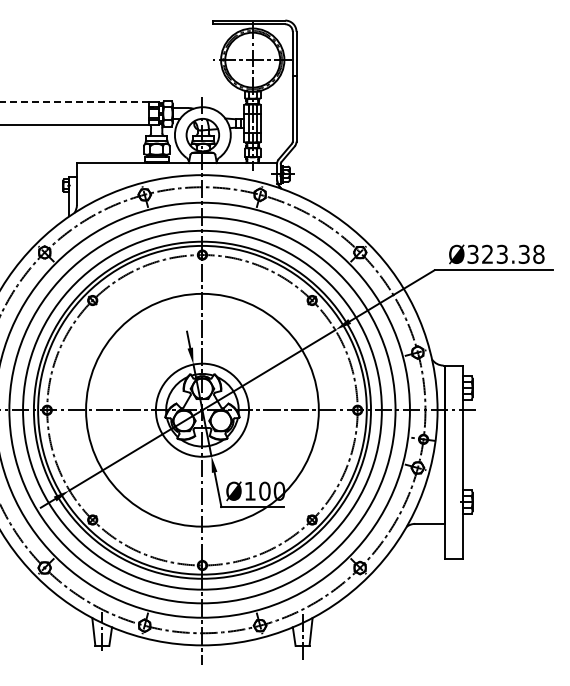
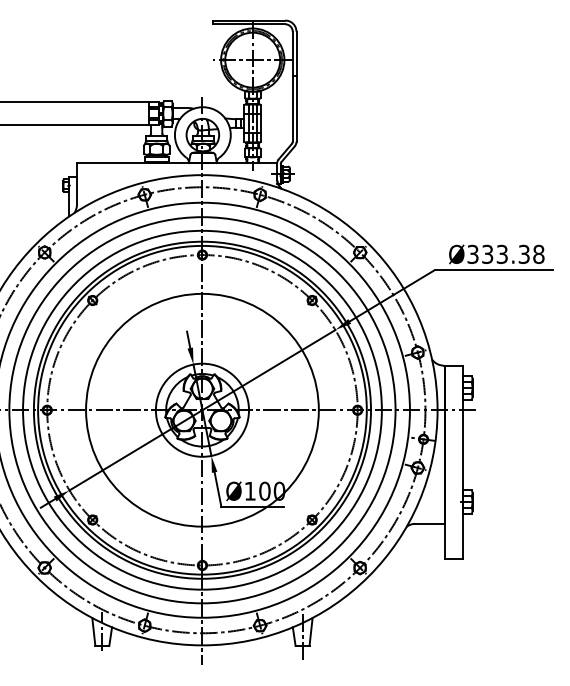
line: dashed -> solid (74, 102)
text: Ø323.38 -> Ø333.38 (487, 254)
